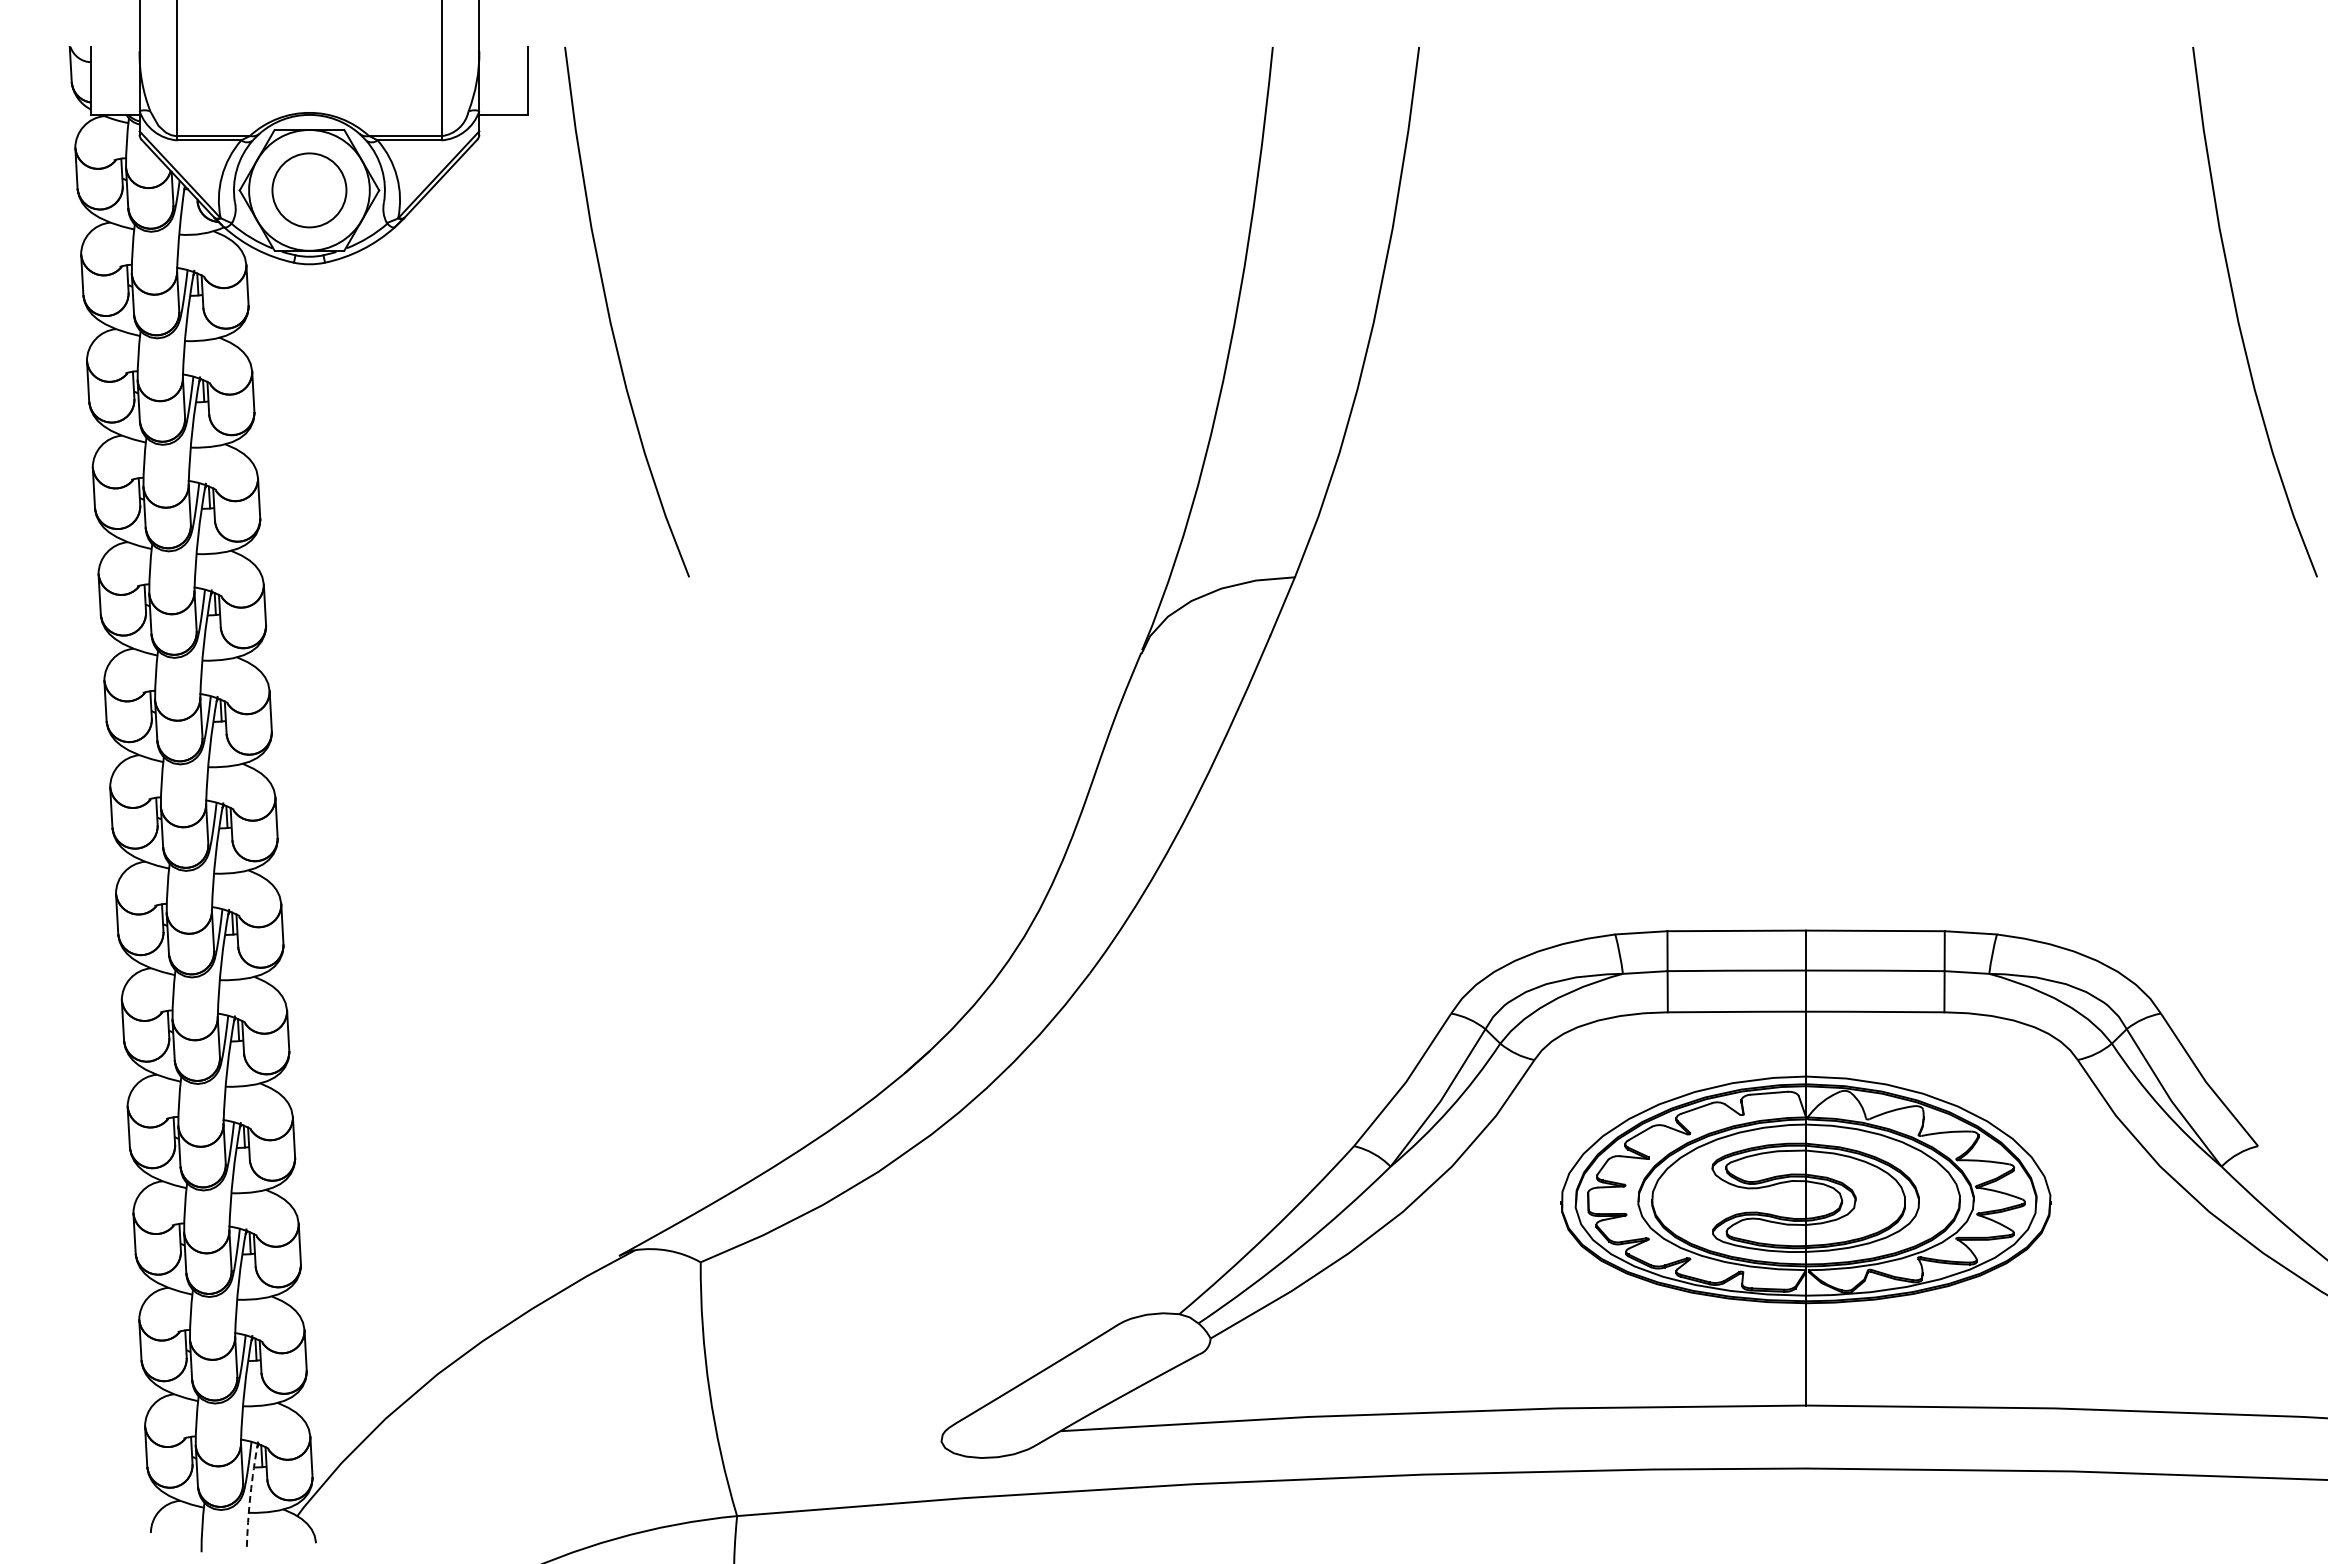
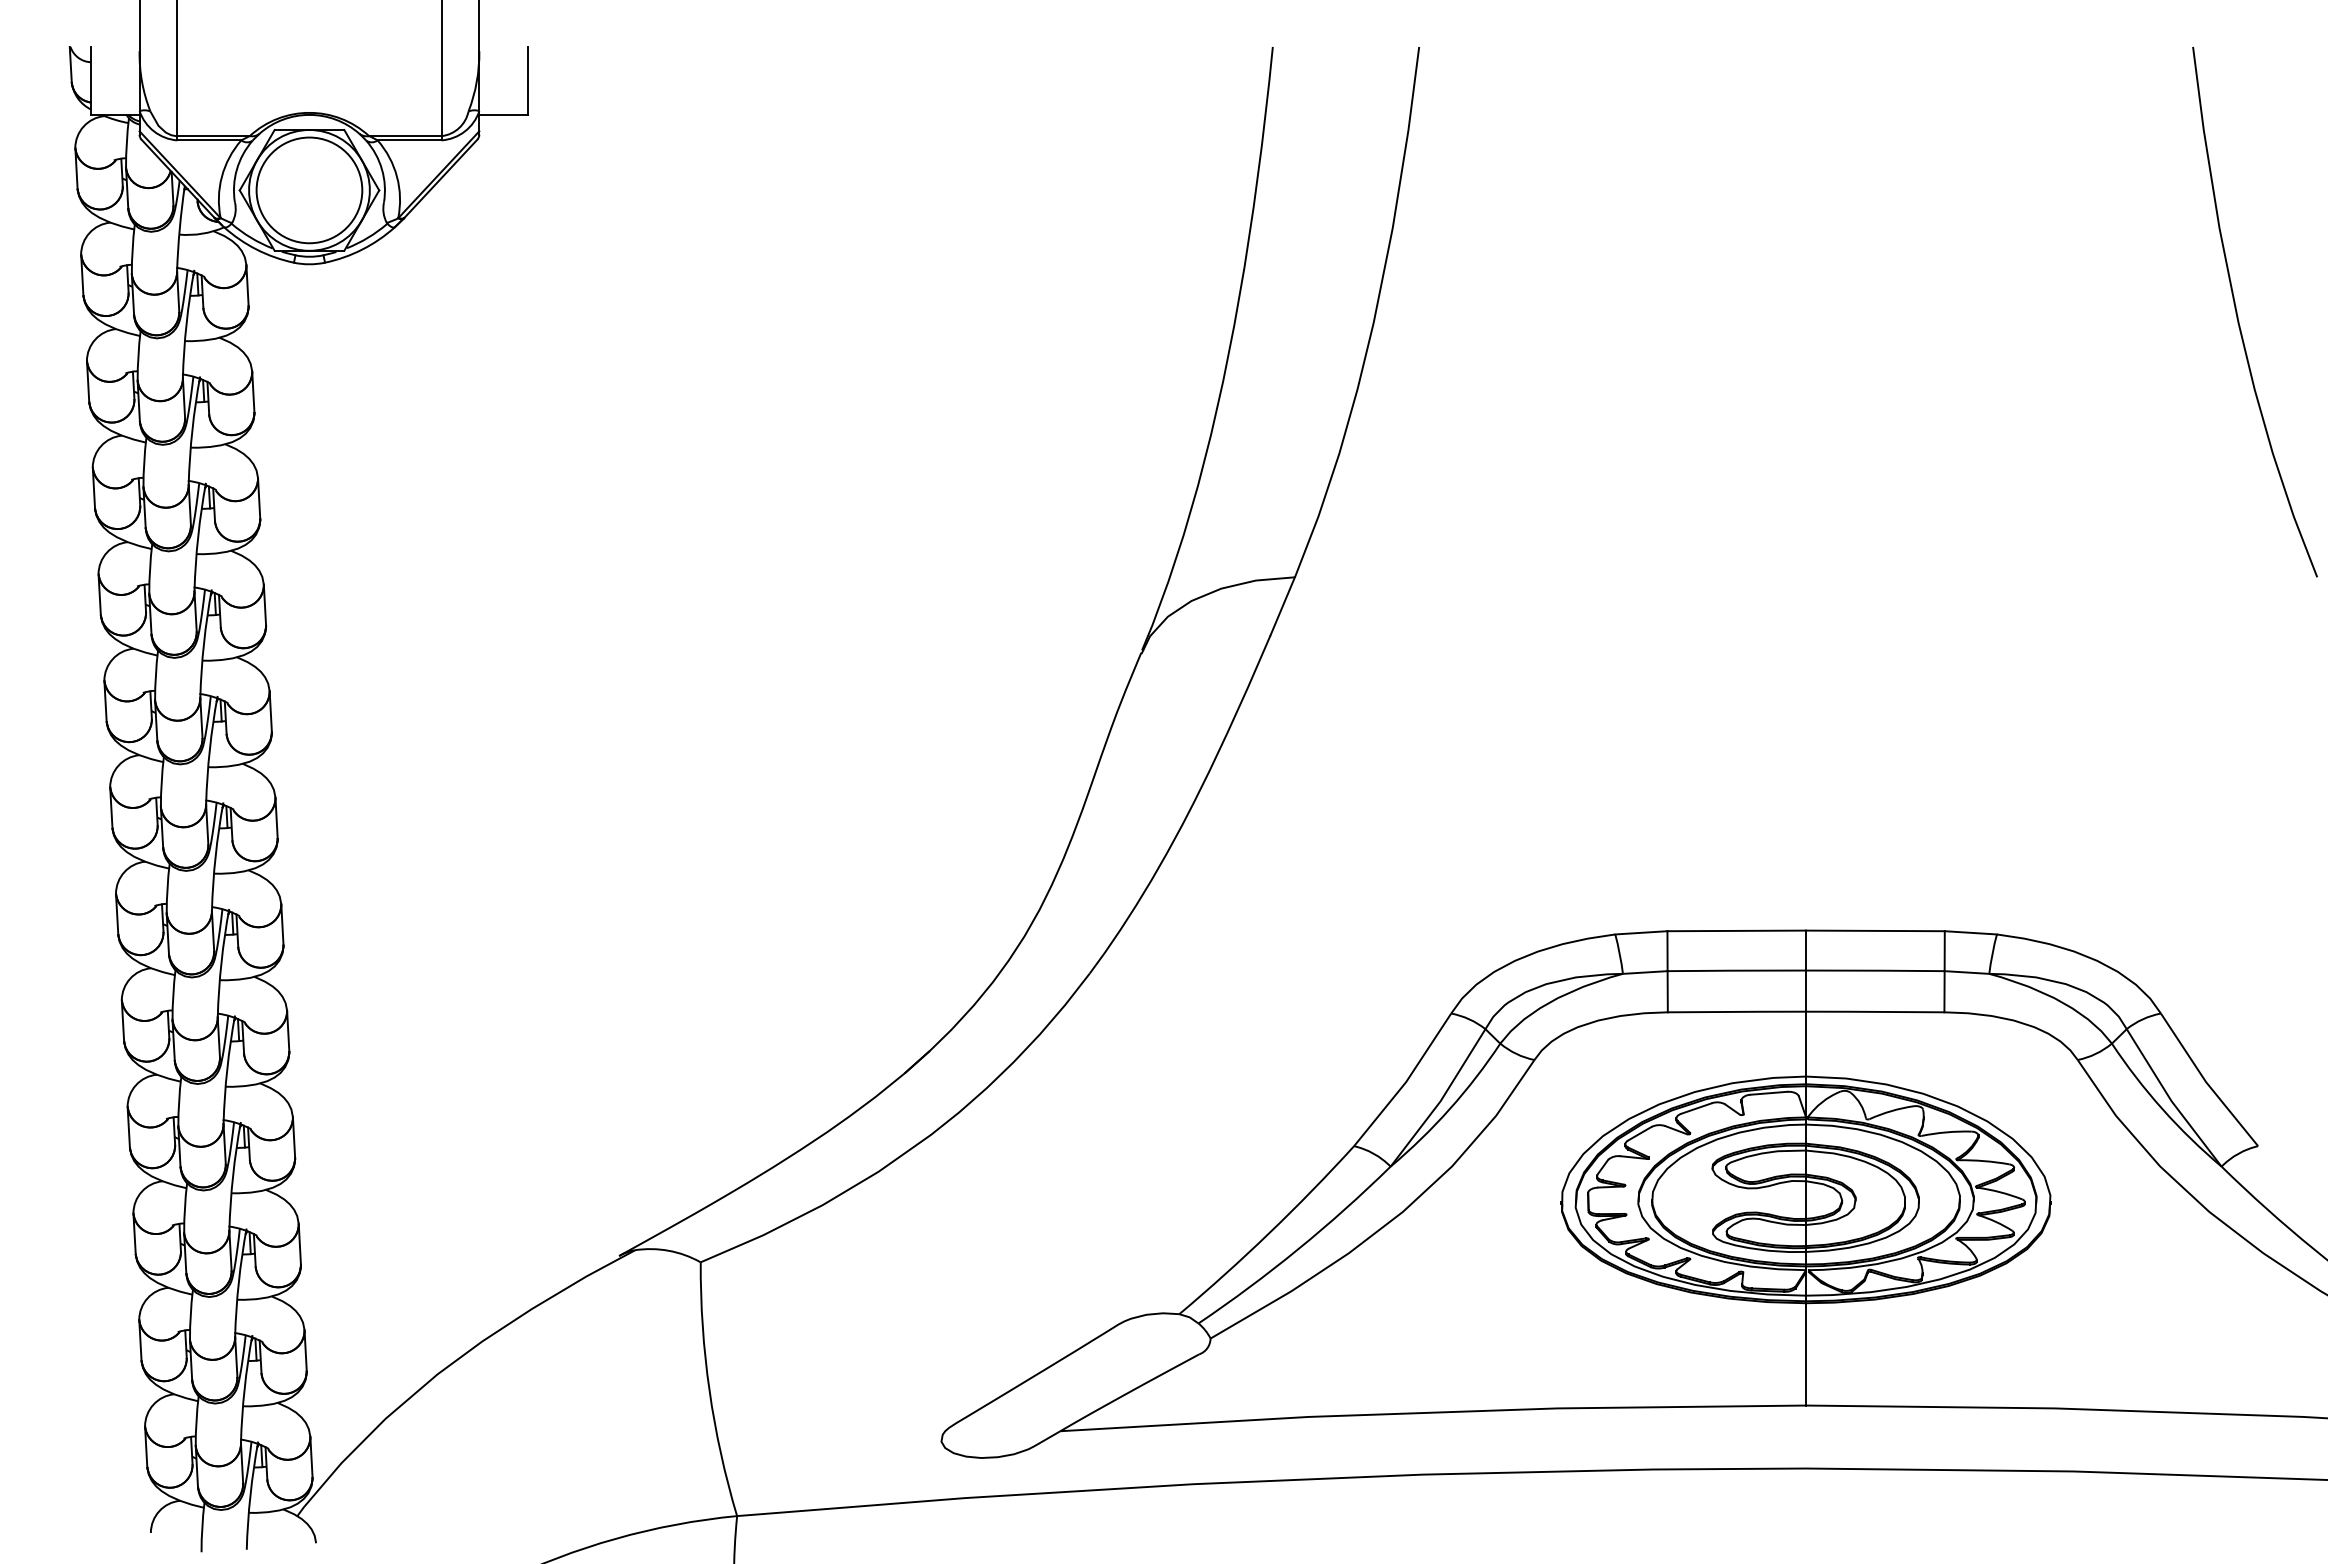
circle diameter: 74 px -> 106 px (309, 190)
curve: present -> none (610, 316)
arc: dashed -> solid (250, 1495)
